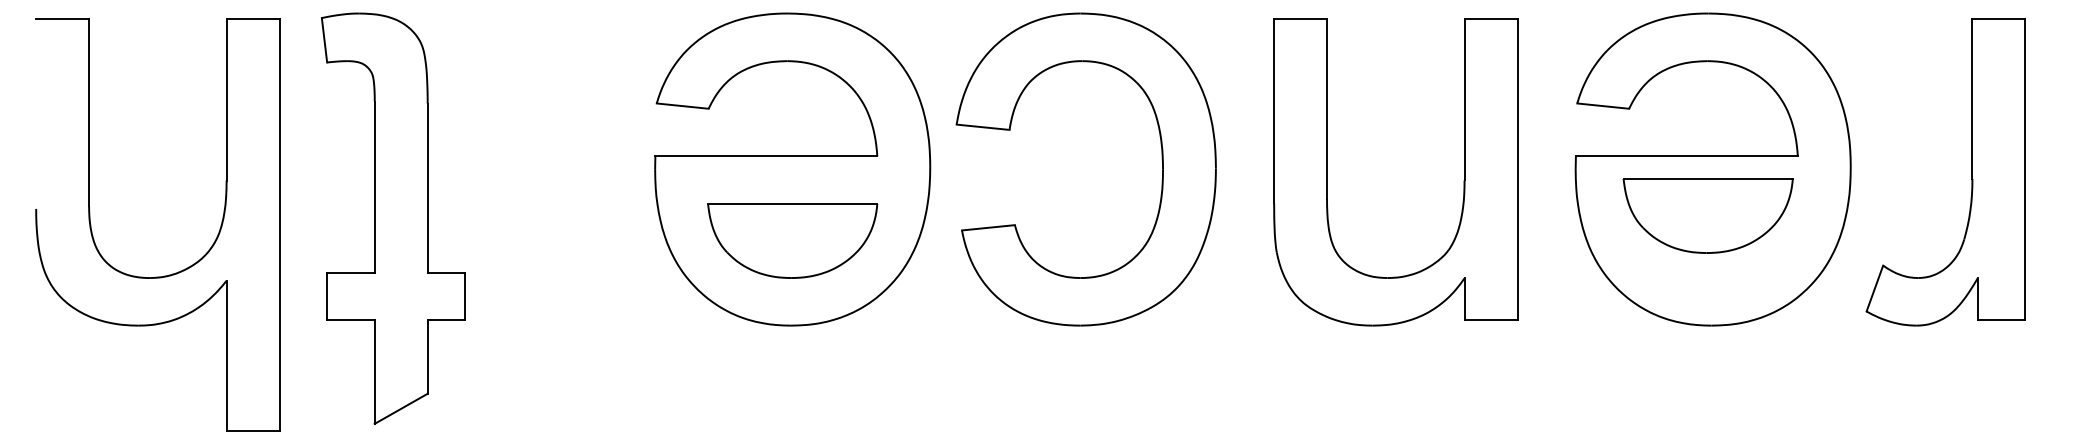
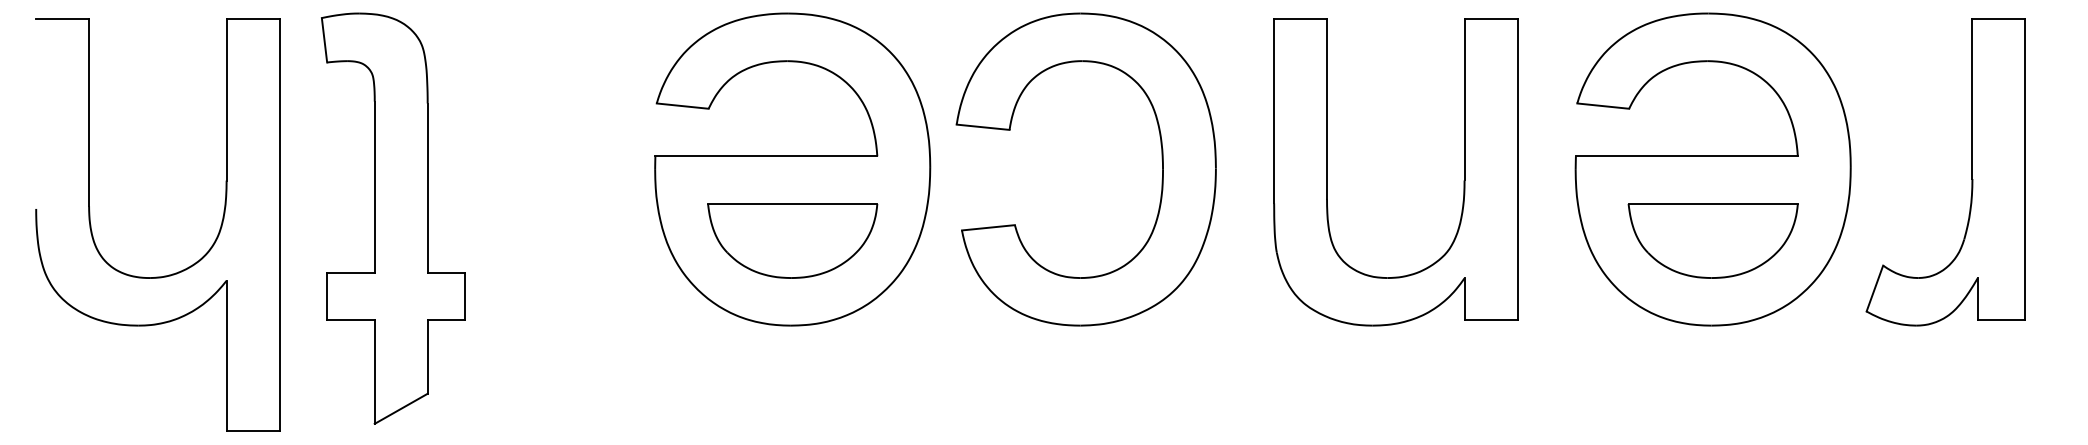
part position: (1707, 215) -> (1712, 240) (1712, 240)
